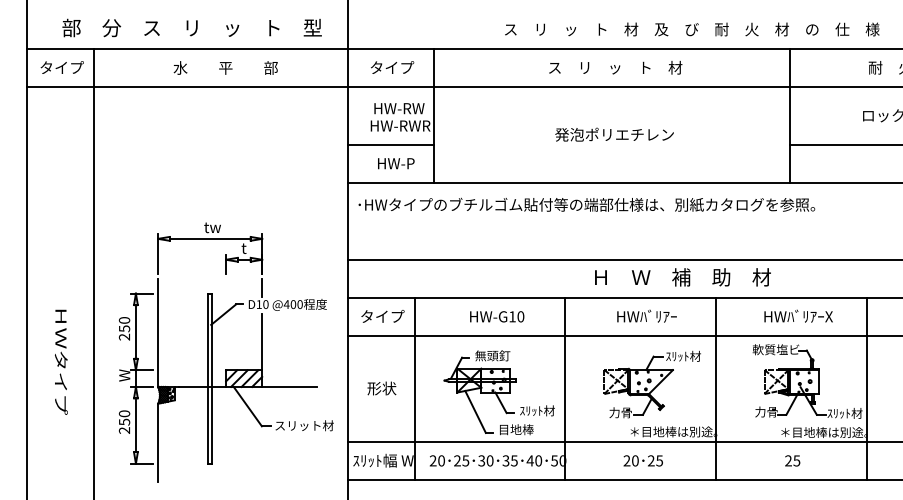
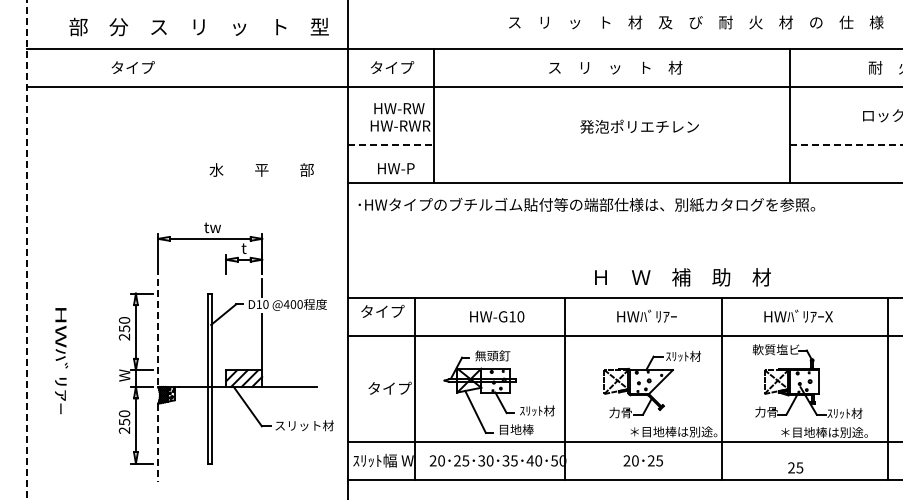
text position: (191, 27) -> (198, 26) (198, 26)
text position: (692, 29) -> (696, 22) (696, 22)
text position: (61, 67) -> (132, 67) (132, 67)
text position: (225, 67) -> (261, 169) (261, 169)
text position: (614, 134) -> (639, 126) (639, 126)
line: solid -> dashed (391, 144)
line: solid -> dashed (847, 144)
text position: (396, 163) -> (396, 168) (396, 168)
line: solid -> dashed (27, 250)
line: present -> none (623, 259)
line: present -> none (94, 272)
text position: (382, 316) -> (382, 311) (382, 311)
line: solid -> dashed (158, 333)
text: ＨＷタイプ -> HWﾊﾞﾘｱｰ (61, 361)
text: 形状 -> タイプ (389, 388)
line position: (716, 388) -> (722, 388) (722, 388)
line position: (866, 388) -> (887, 388) (887, 388)
line: solid -> dashed (158, 443)
text position: (792, 460) -> (795, 467) (795, 467)
